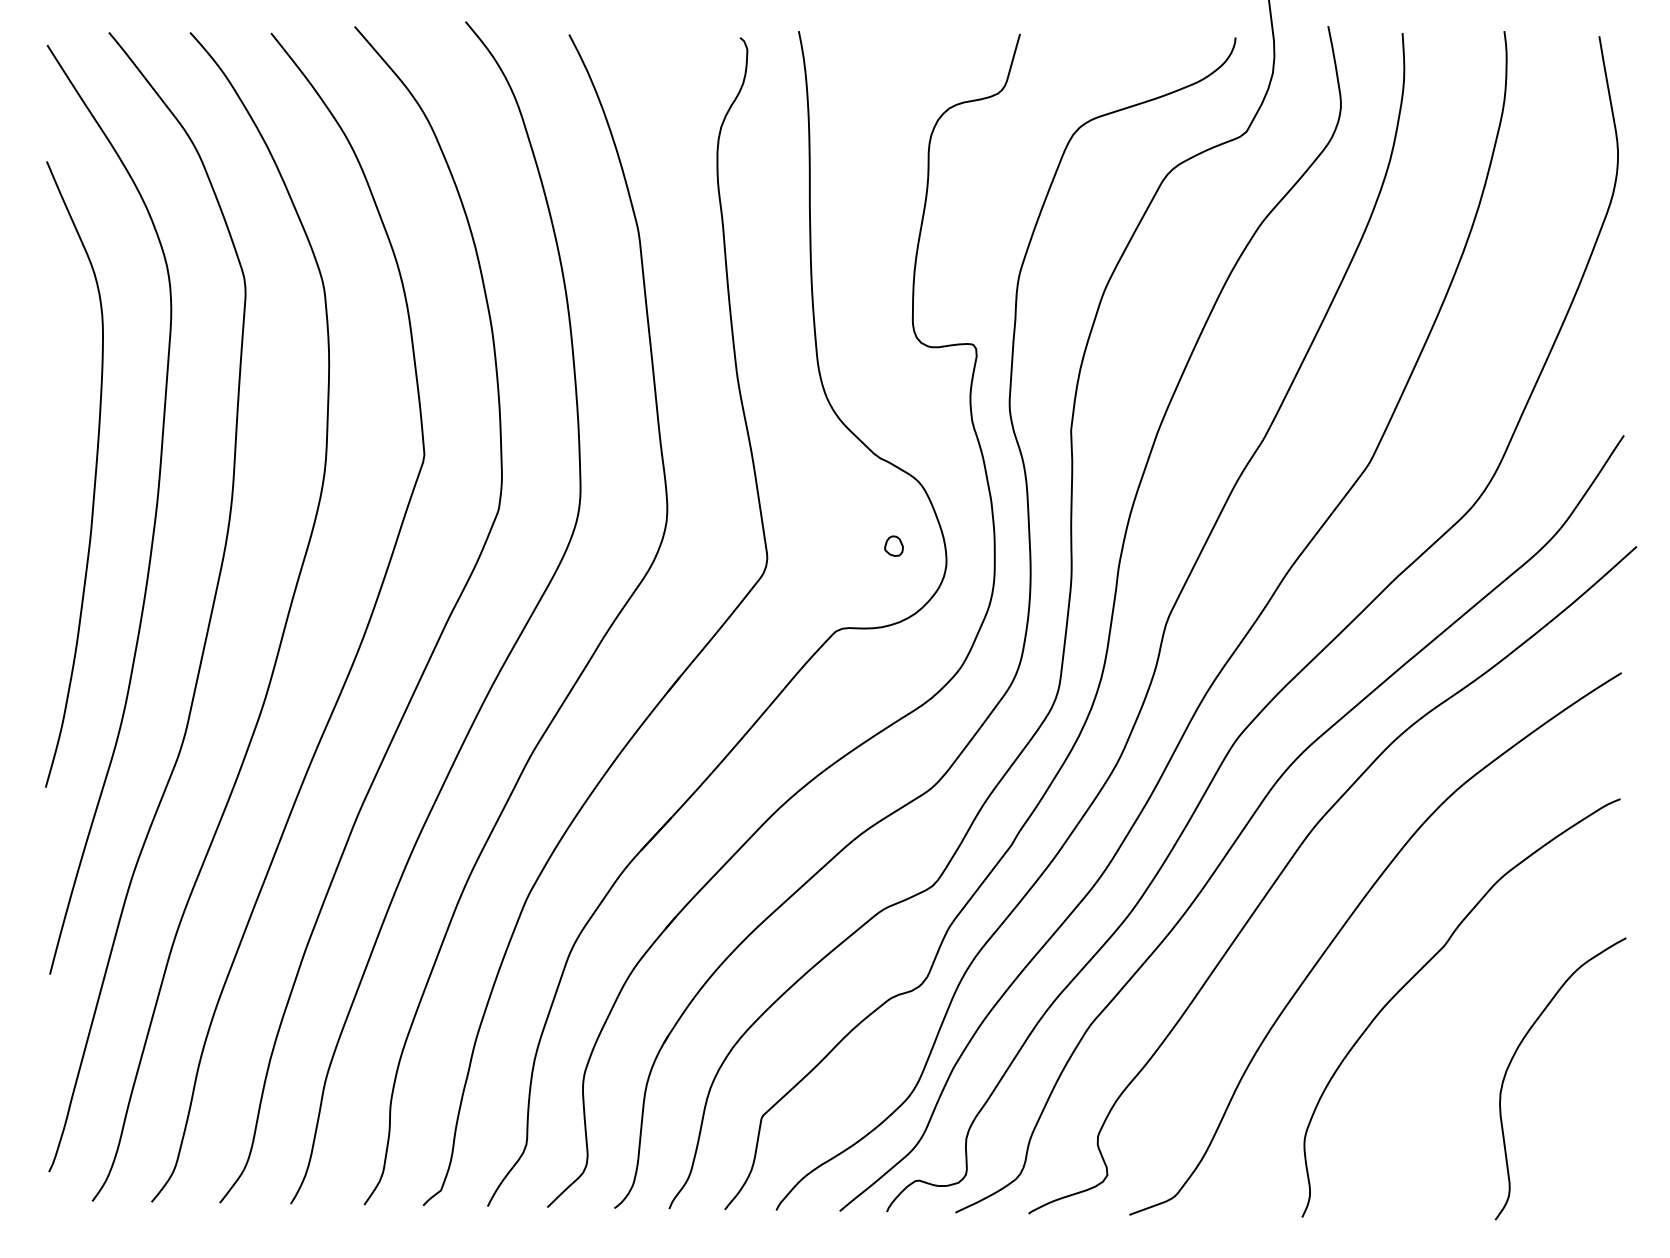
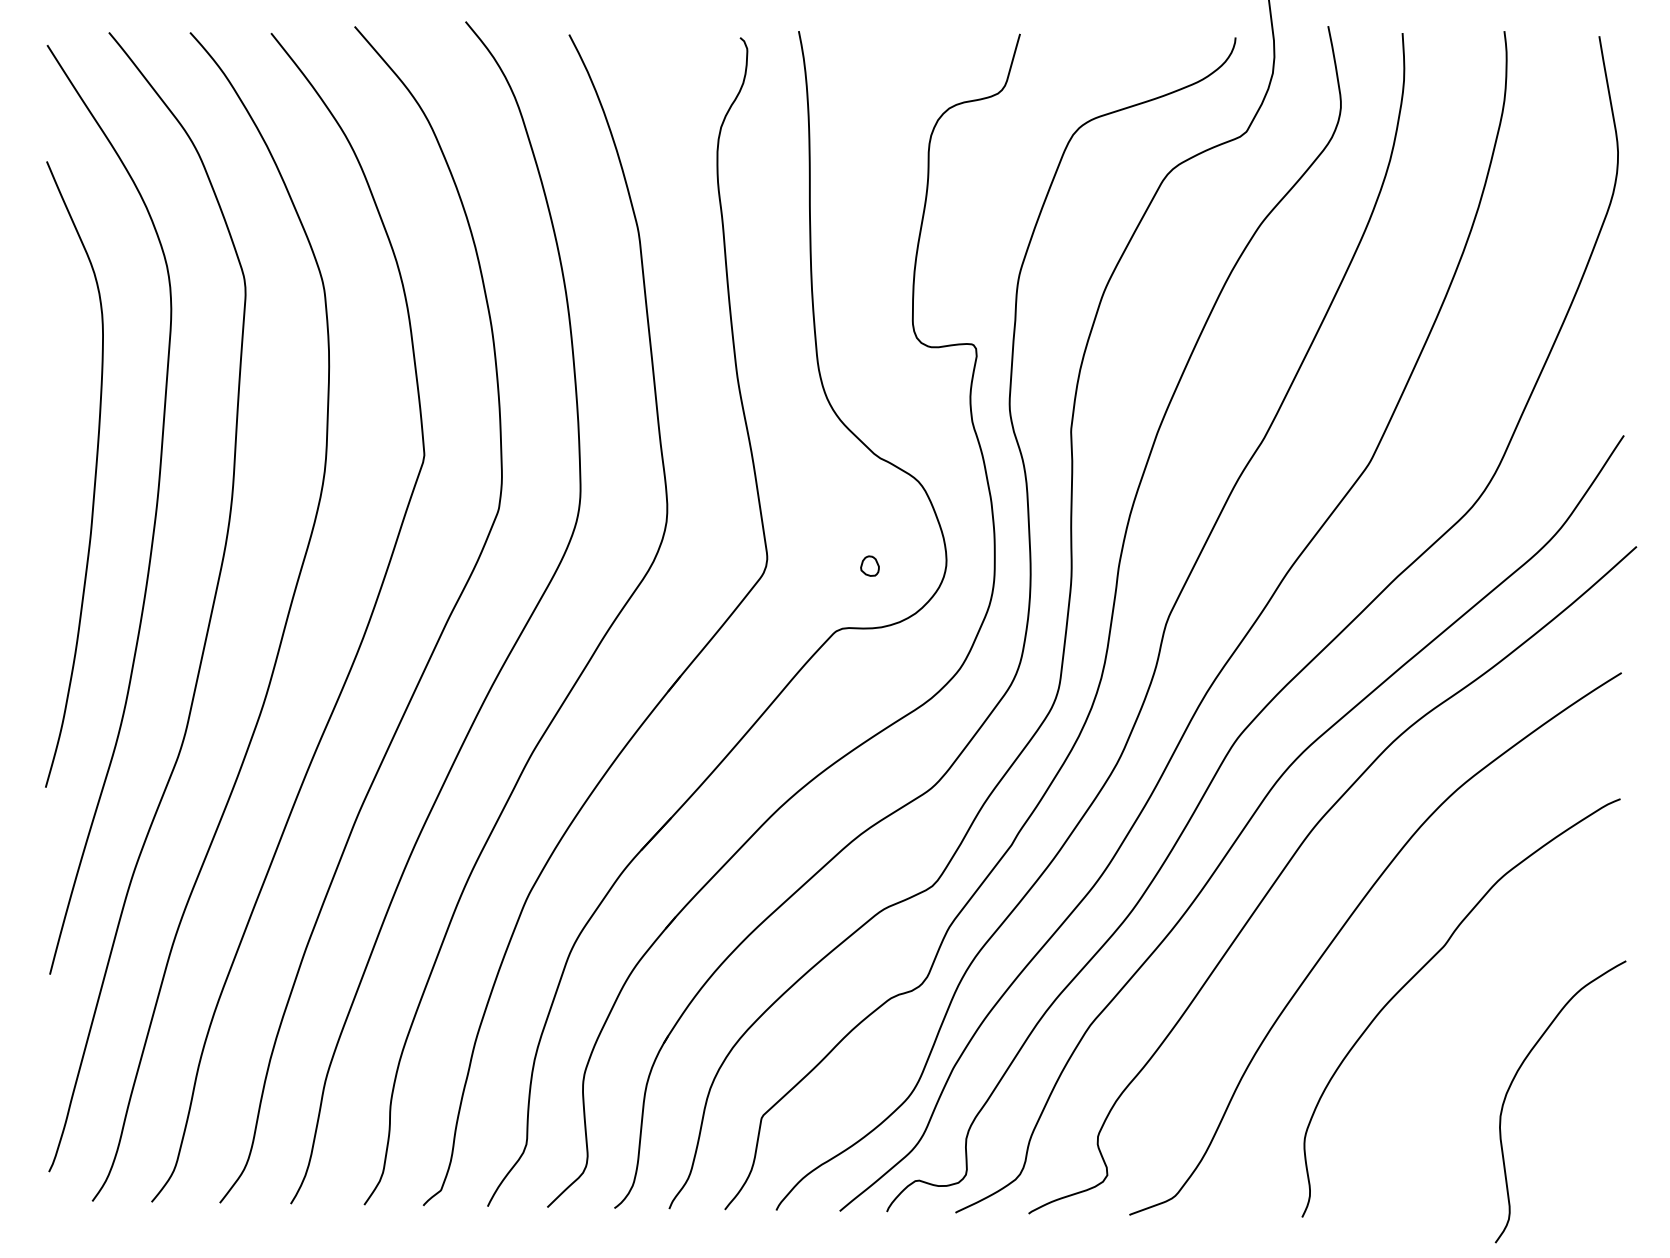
part position: (893, 545) -> (869, 565) (869, 565)
curve position: (1514, 1056) -> (1514, 1079) (1514, 1079)
